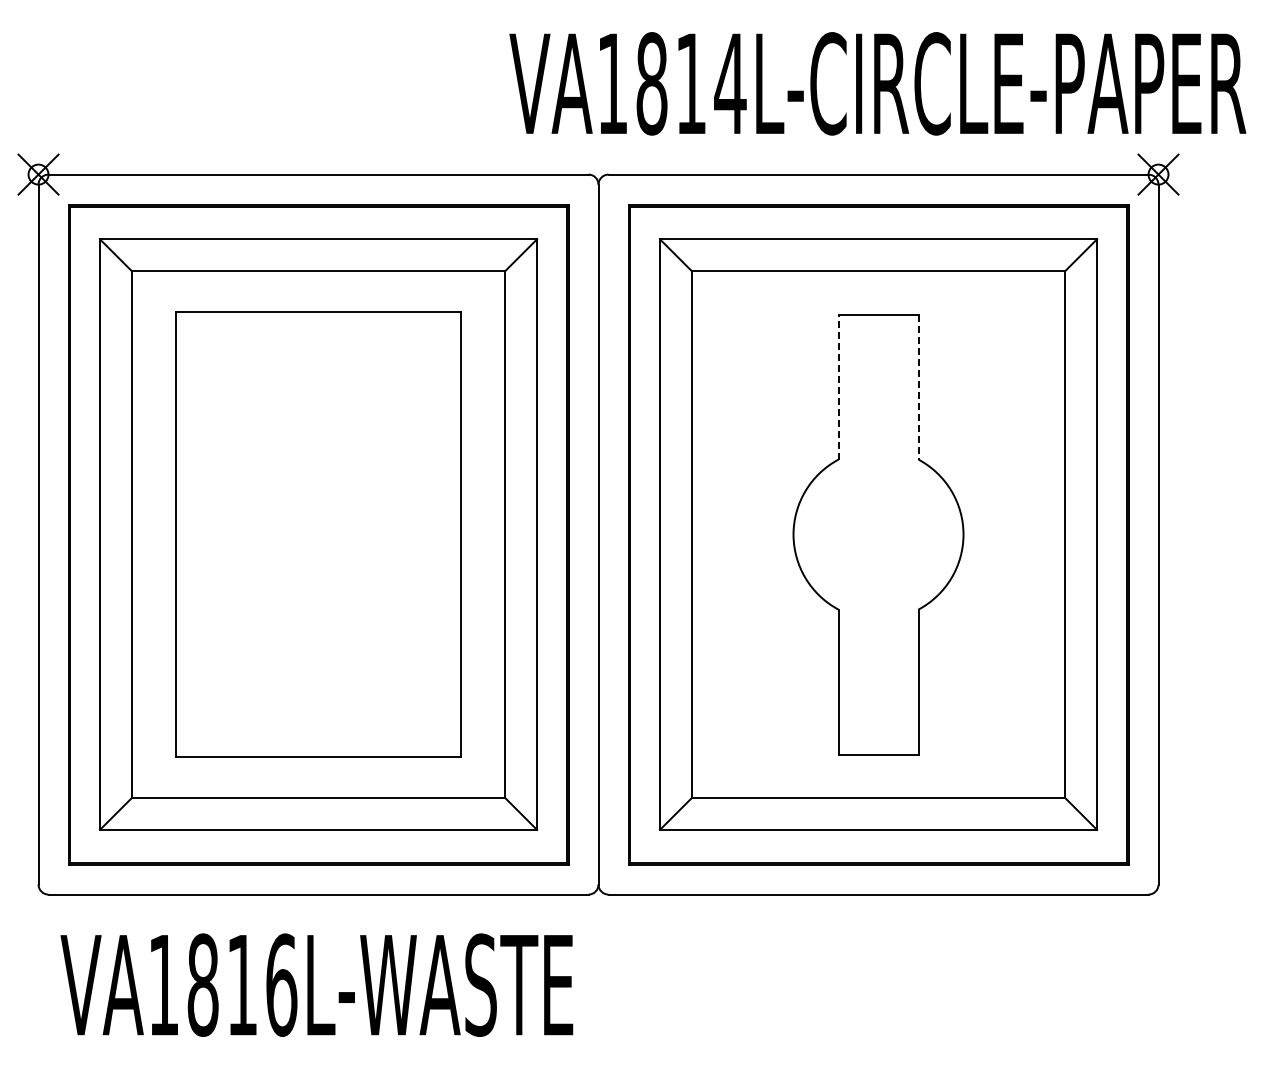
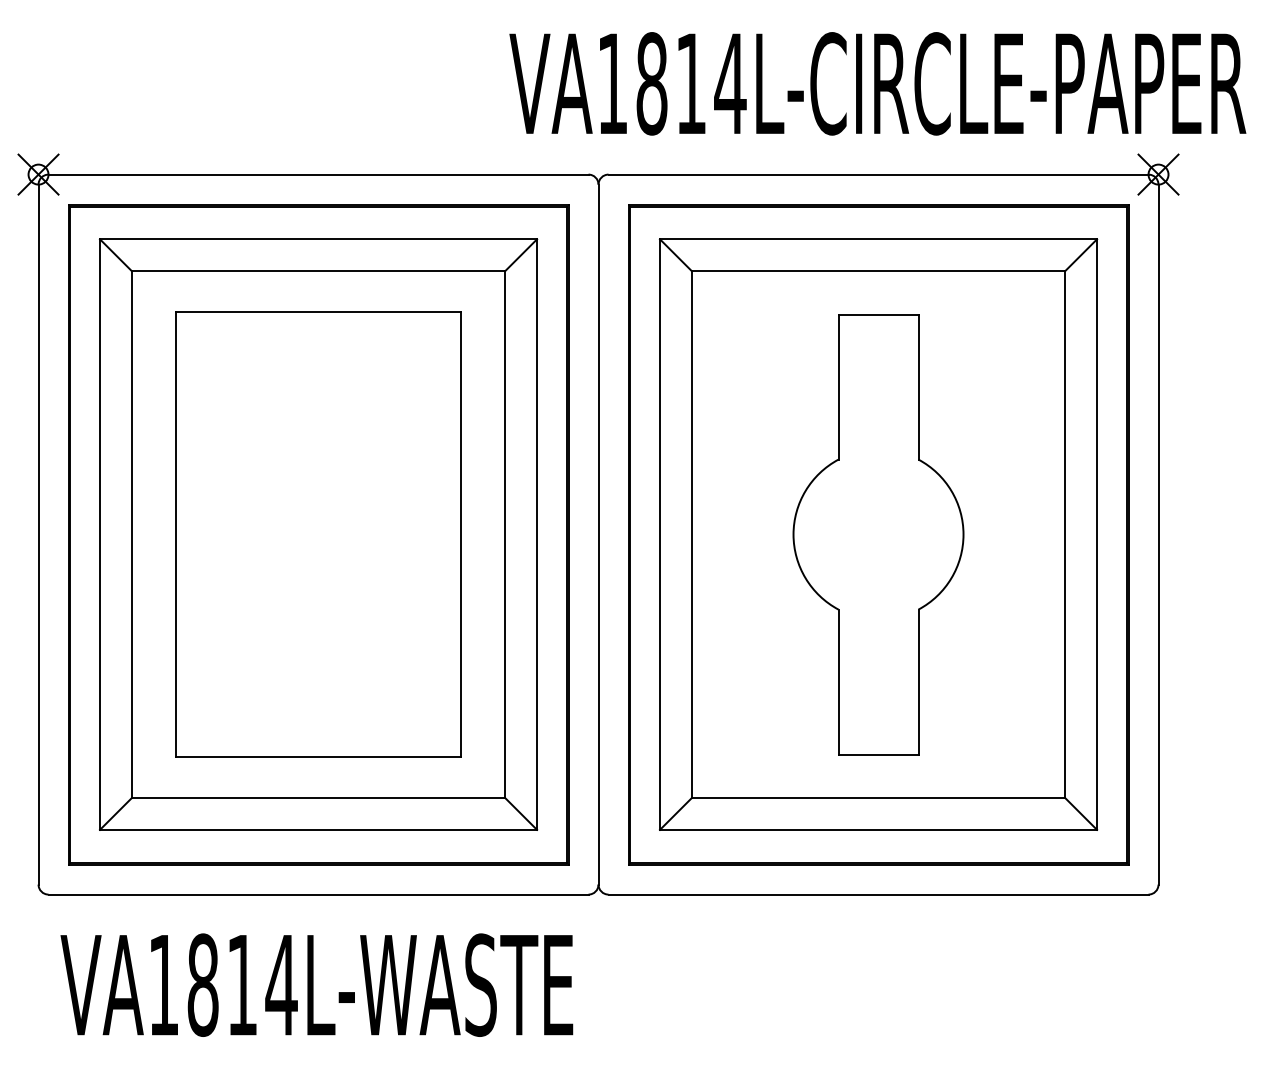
line: dashed -> solid (838, 386)
line: dashed -> solid (918, 387)
text: VA1816L-WASTE -> VA1814L-WASTE (281, 984)
